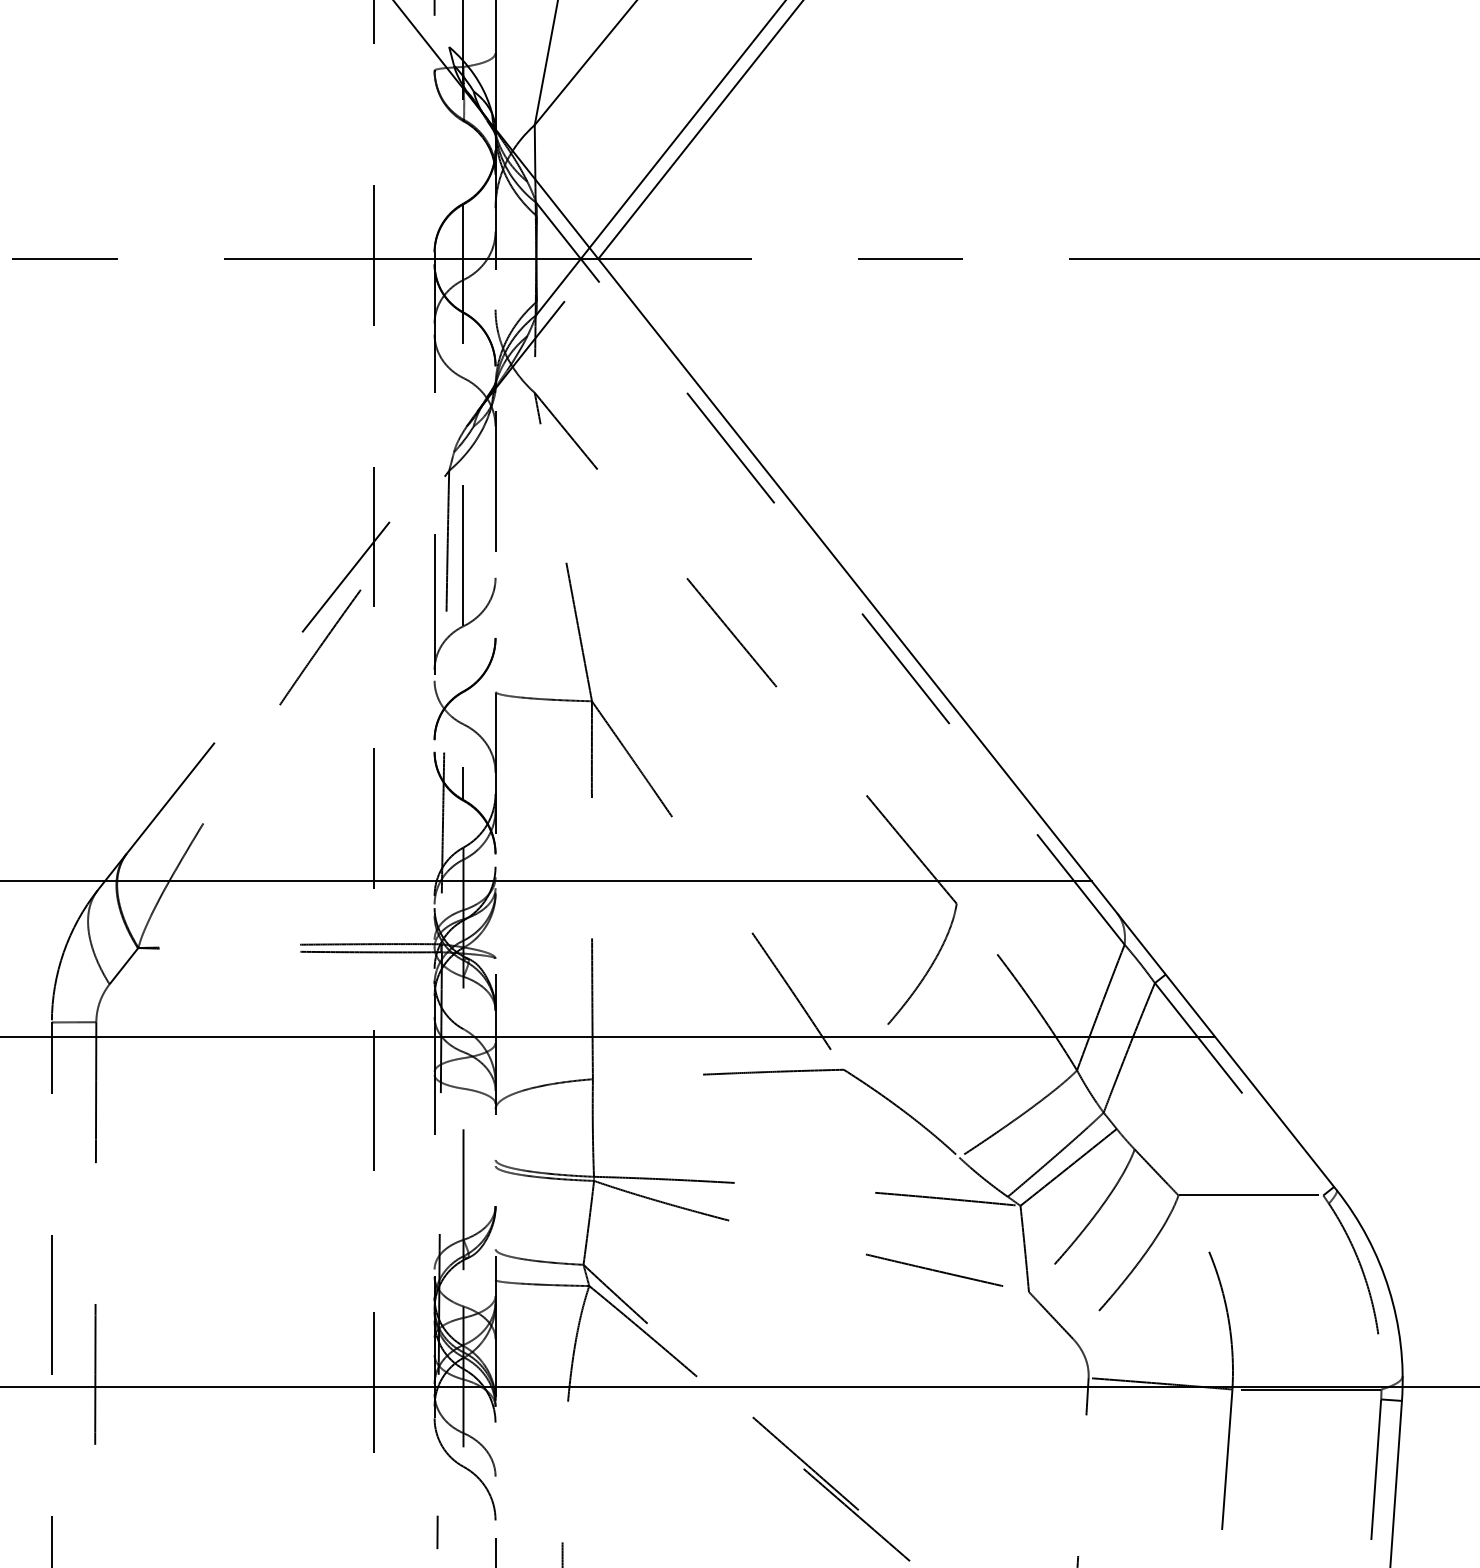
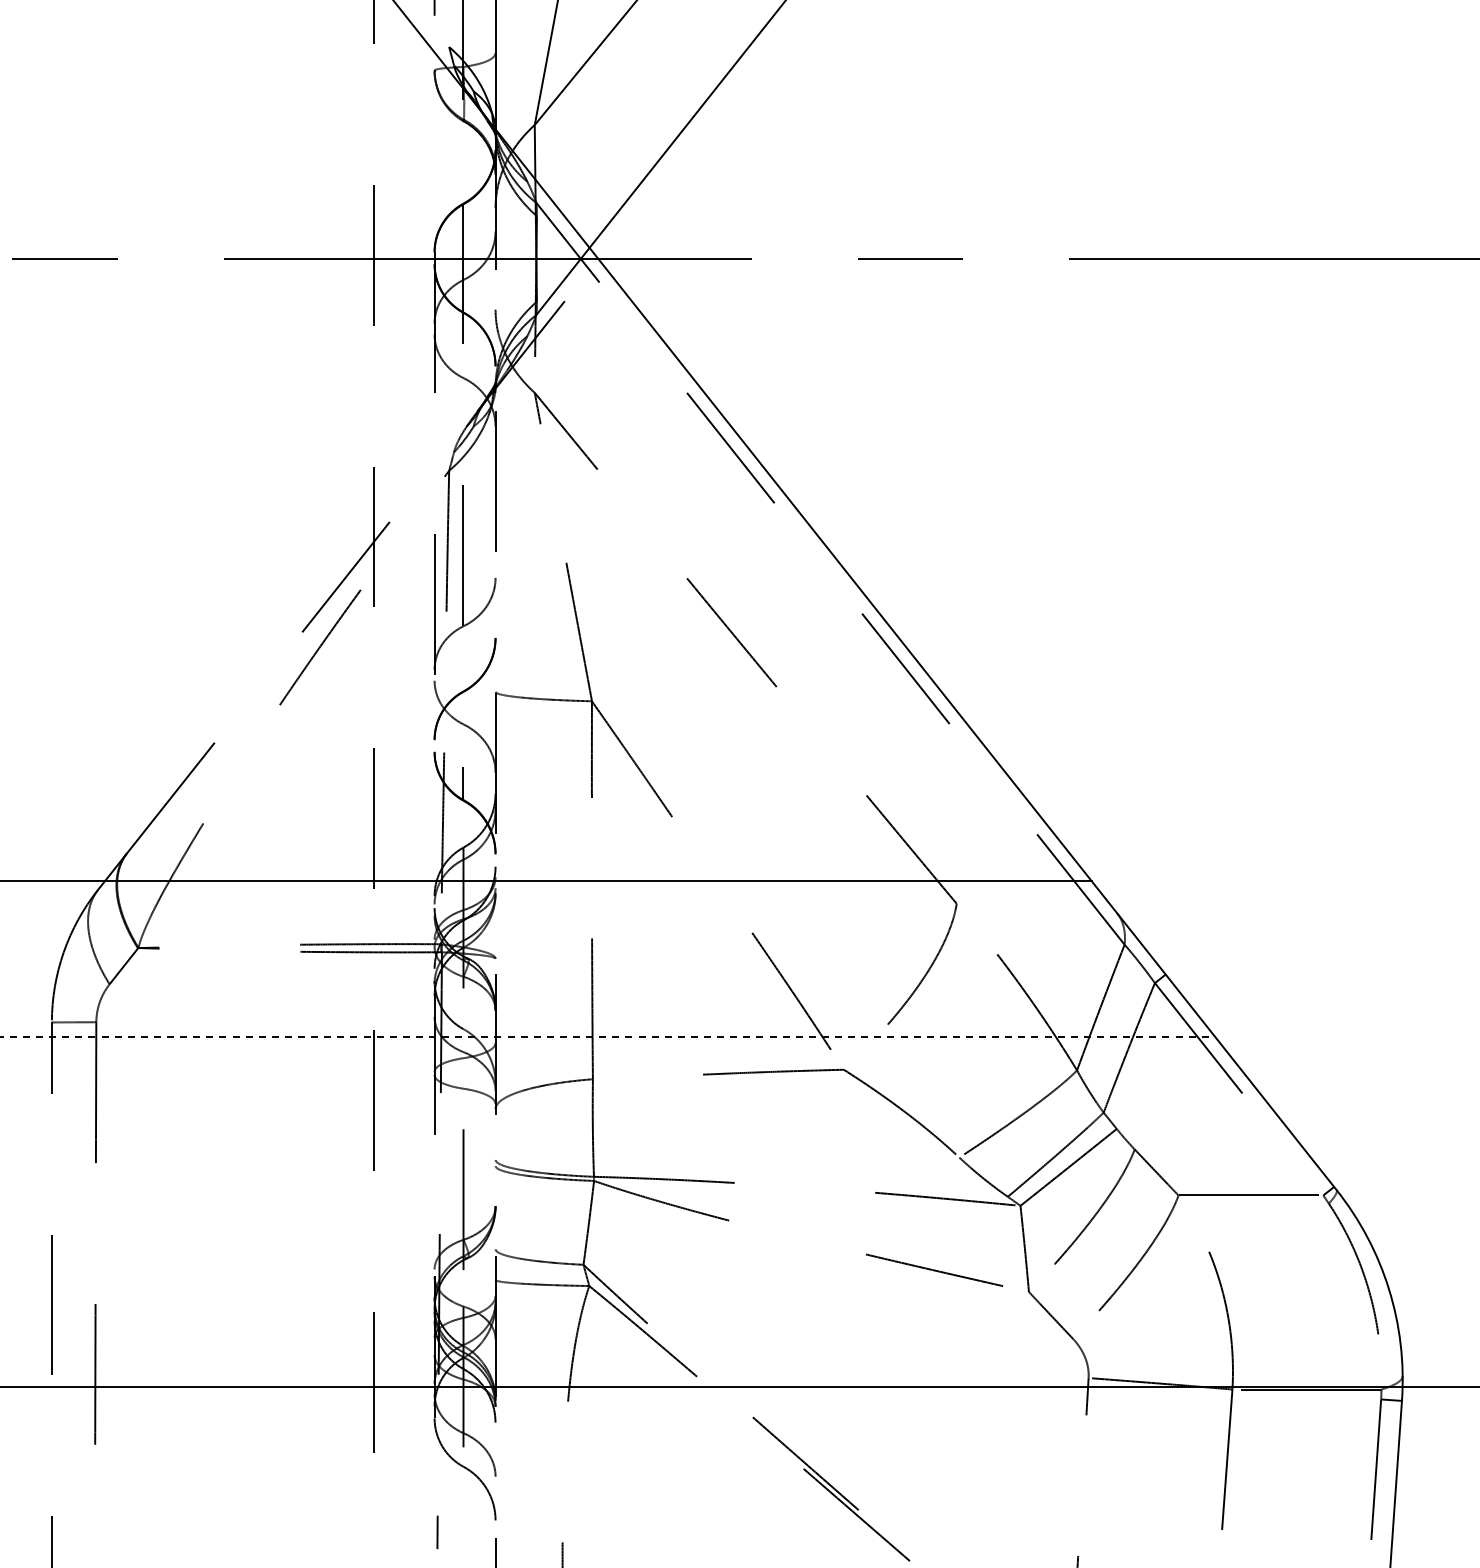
line: present -> none (699, 130)
line: solid -> dashed (608, 1036)
